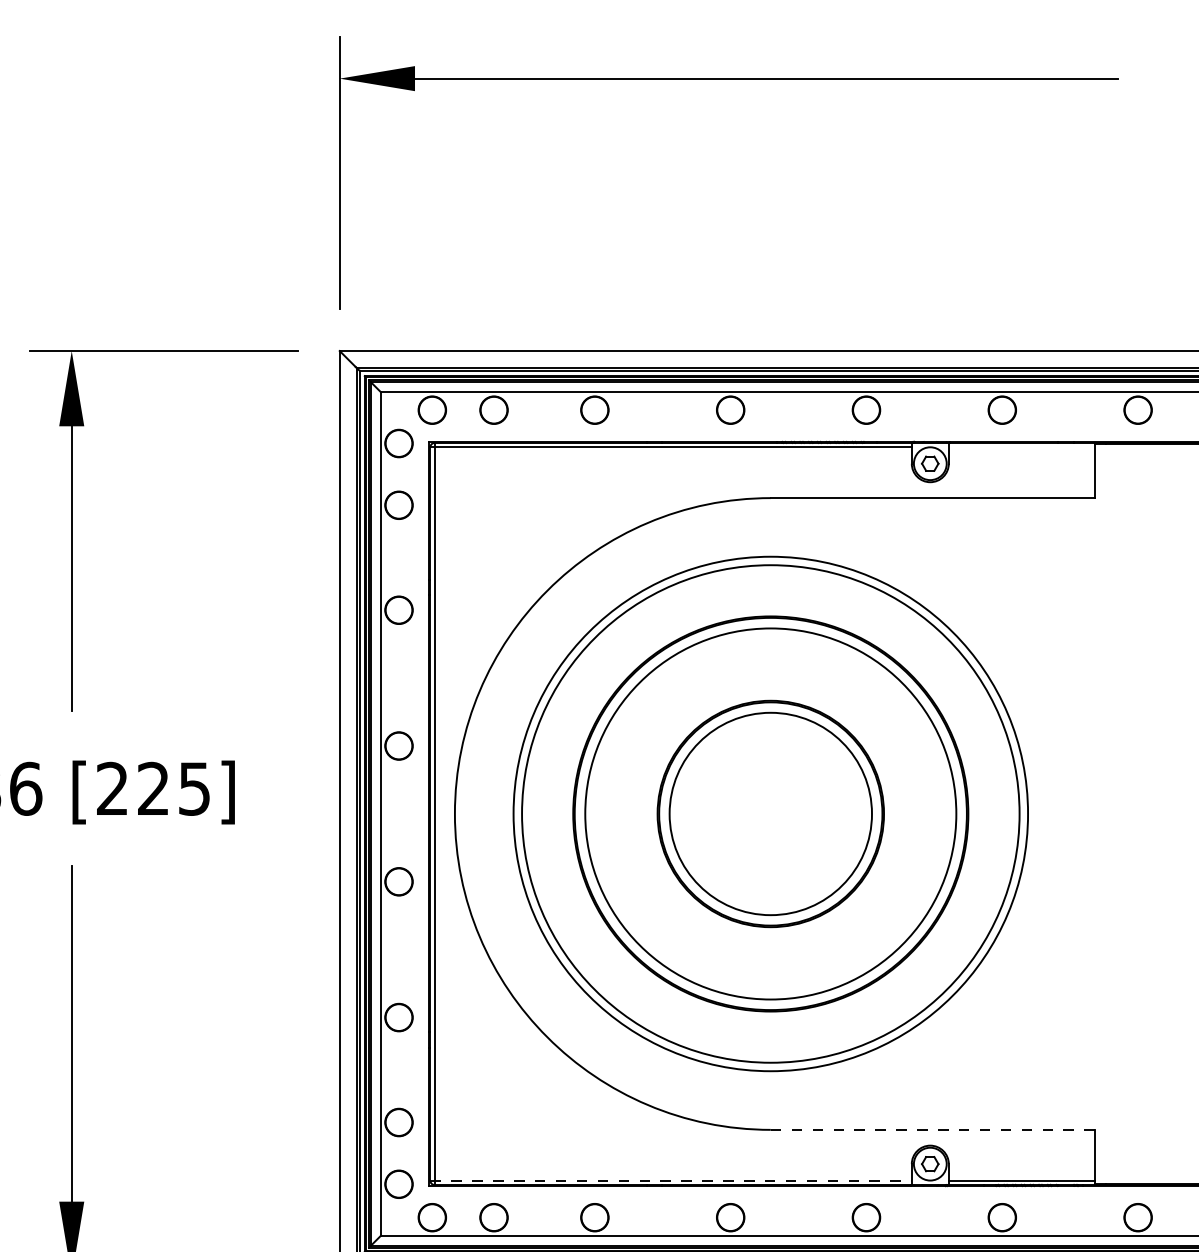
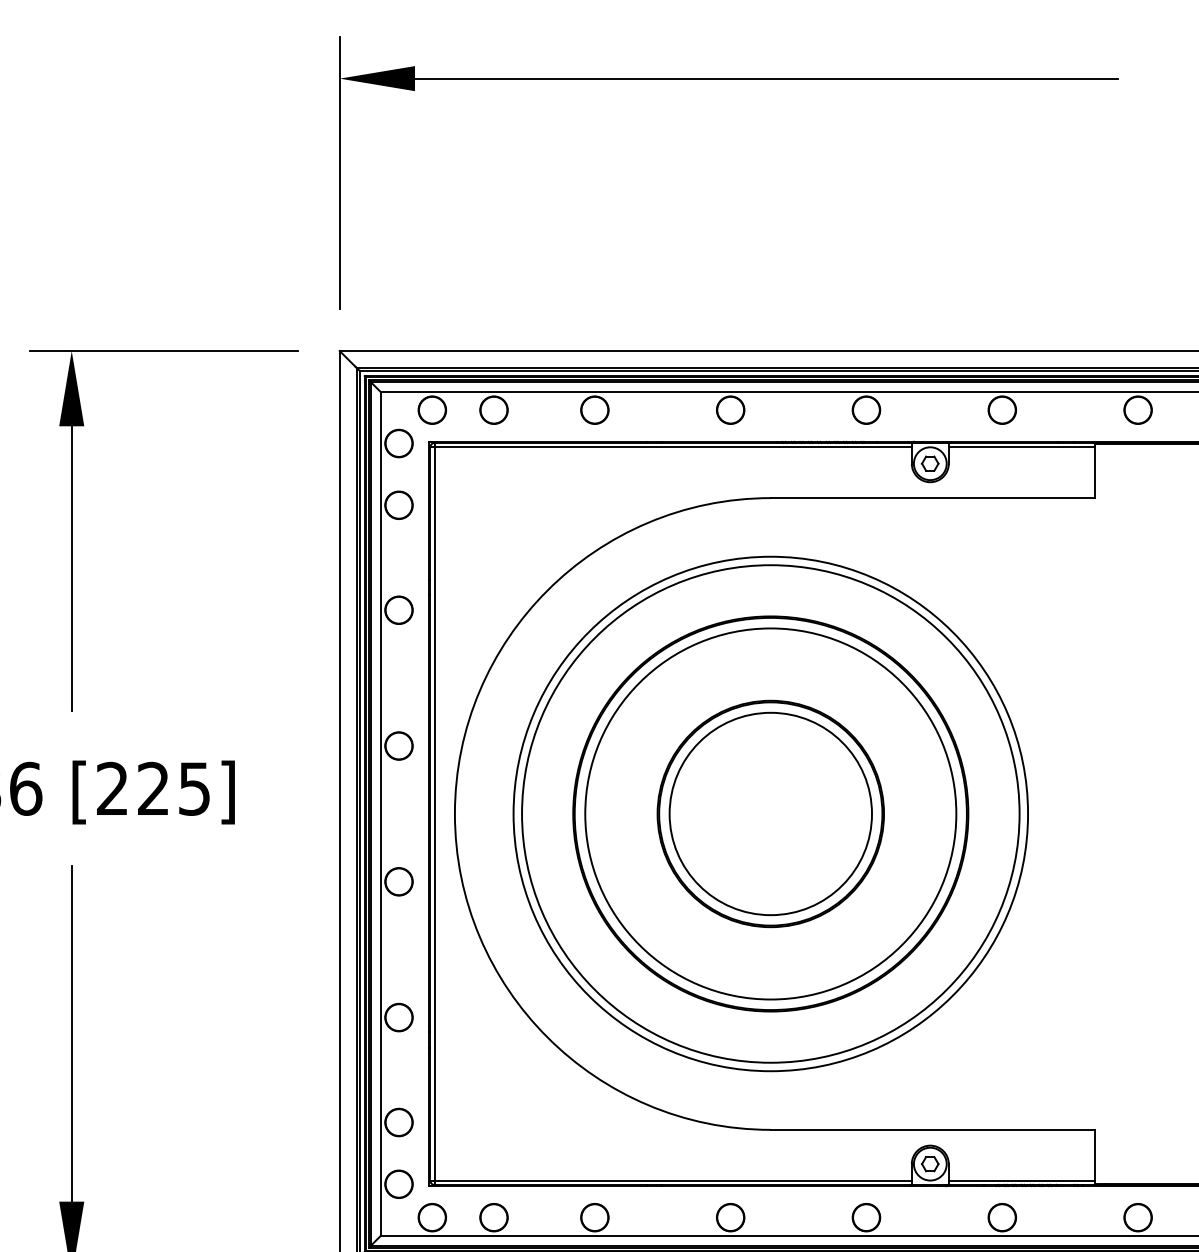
line: none -> present (1021, 447)
line: dashed -> solid (932, 1129)
line: dashed -> solid (671, 1180)
